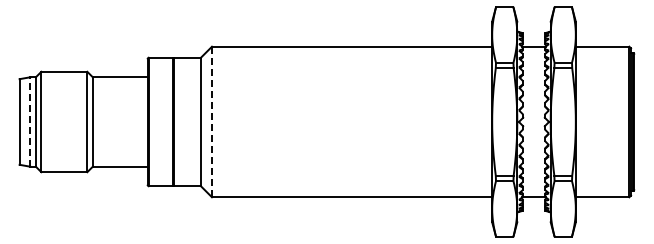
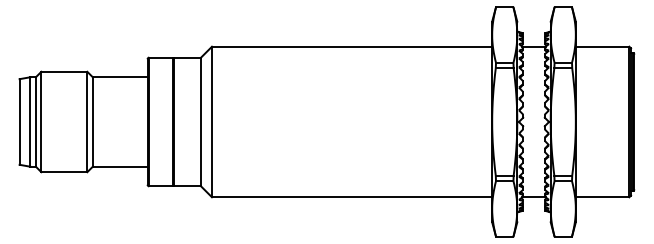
line: dashed -> solid (30, 121)
line: dashed -> solid (211, 121)
